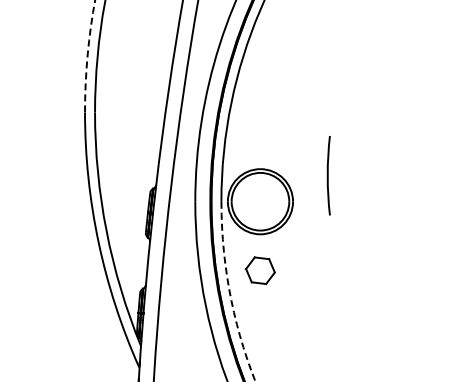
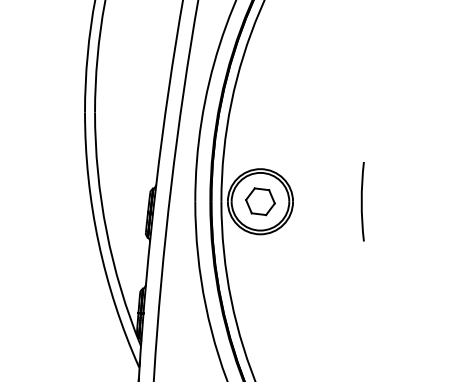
arc: dashed -> solid (87, 55)
arc position: (328, 175) -> (362, 201) (362, 201)
part position: (260, 270) -> (260, 201) (260, 201)
arc: dashed -> solid (230, 294)
